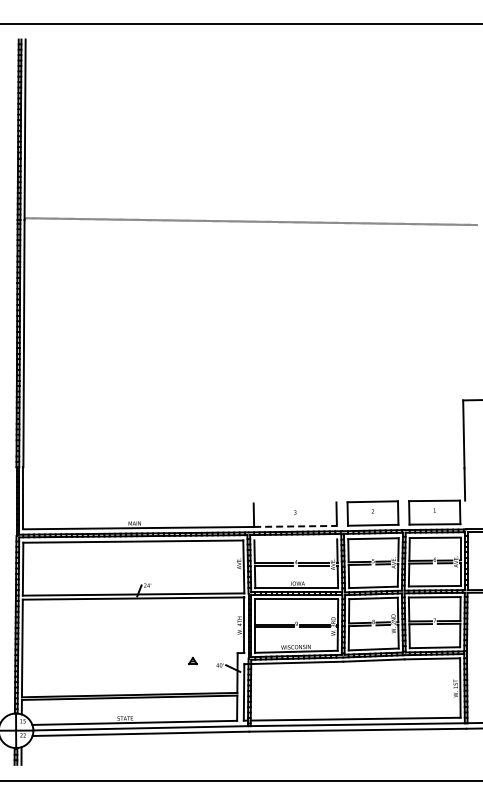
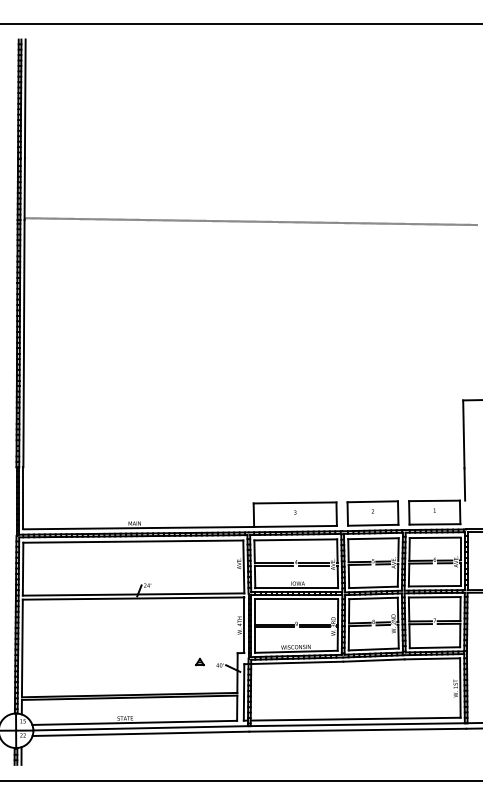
line: none -> present (294, 502)
line: dashed -> solid (296, 526)
line: none -> present (295, 539)
part position: (192, 661) -> (199, 662) (199, 662)
